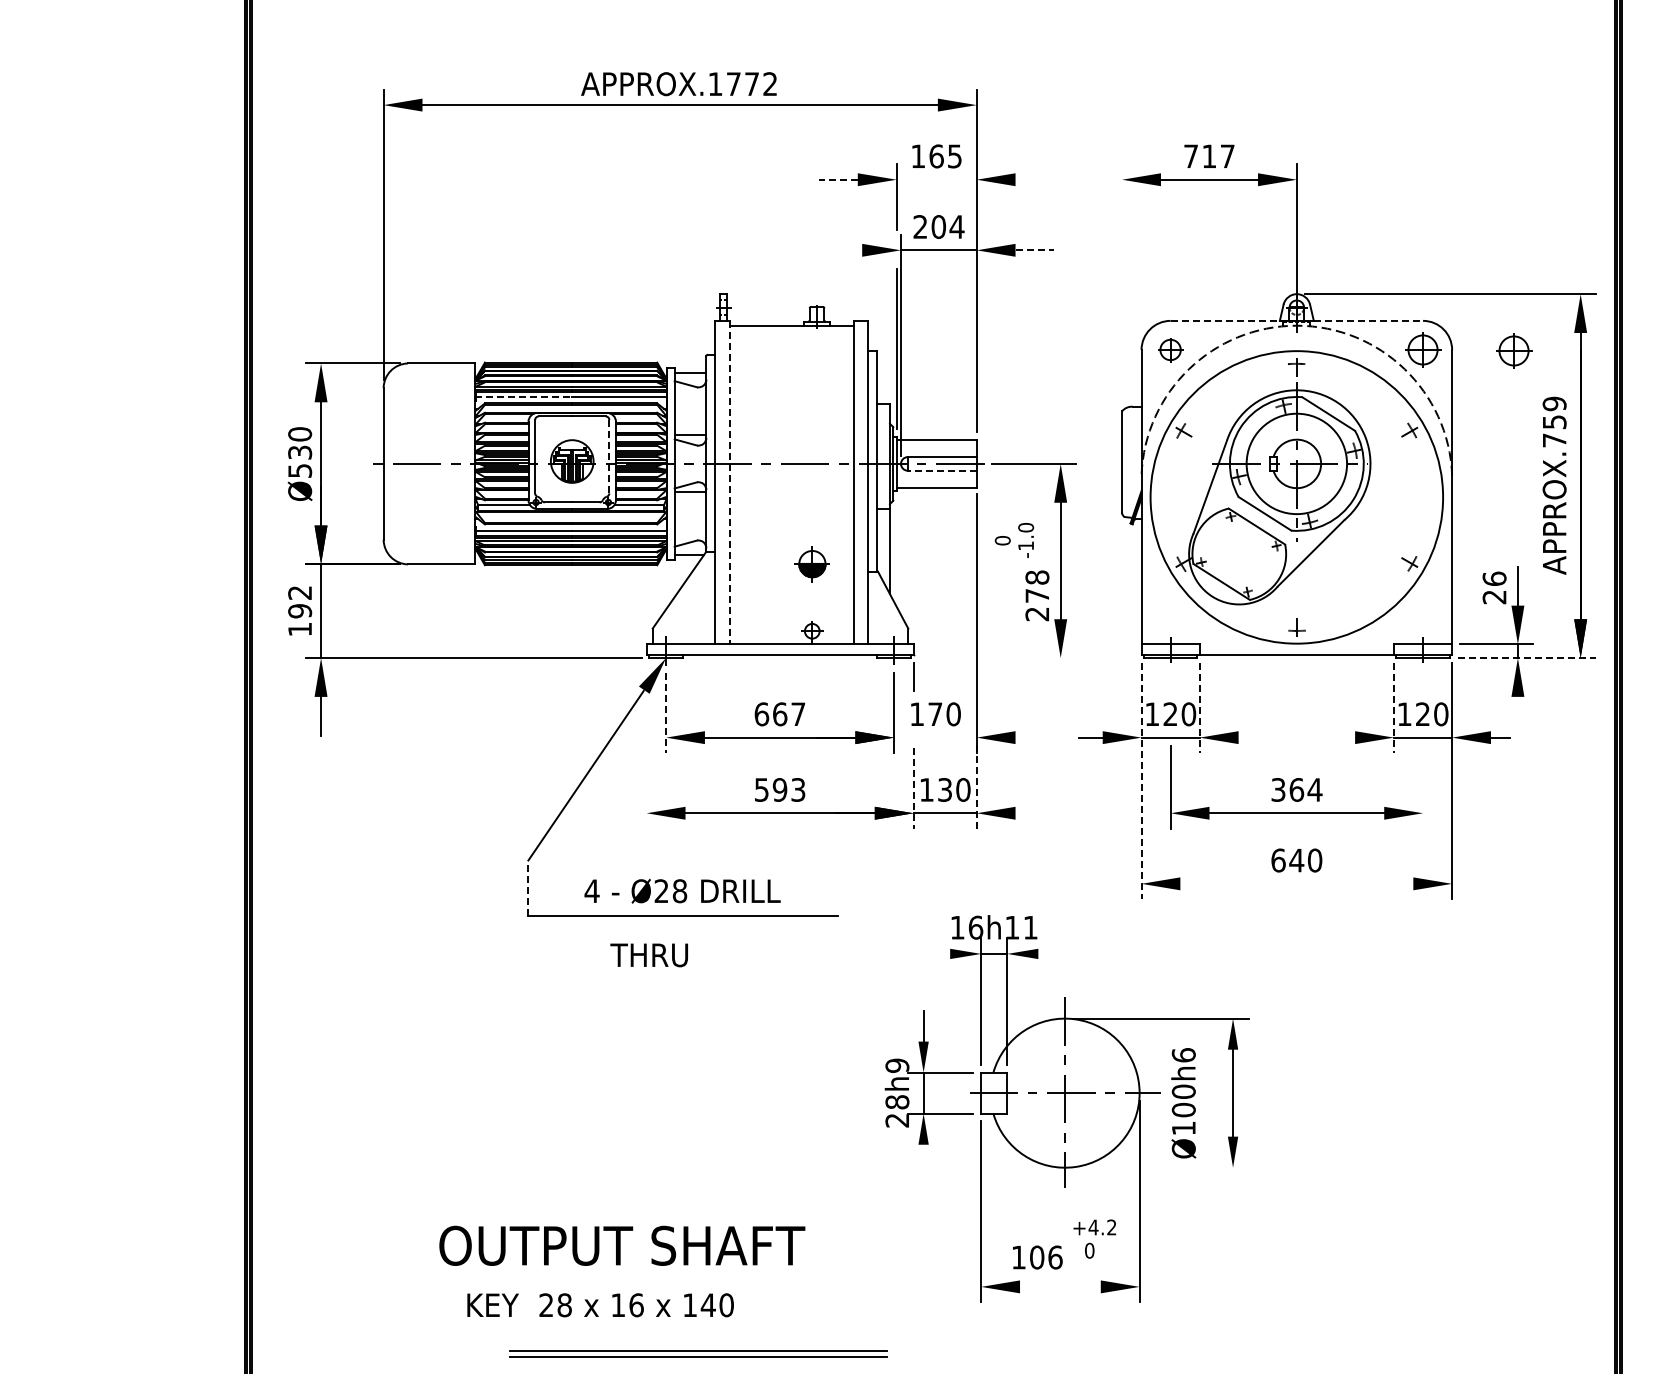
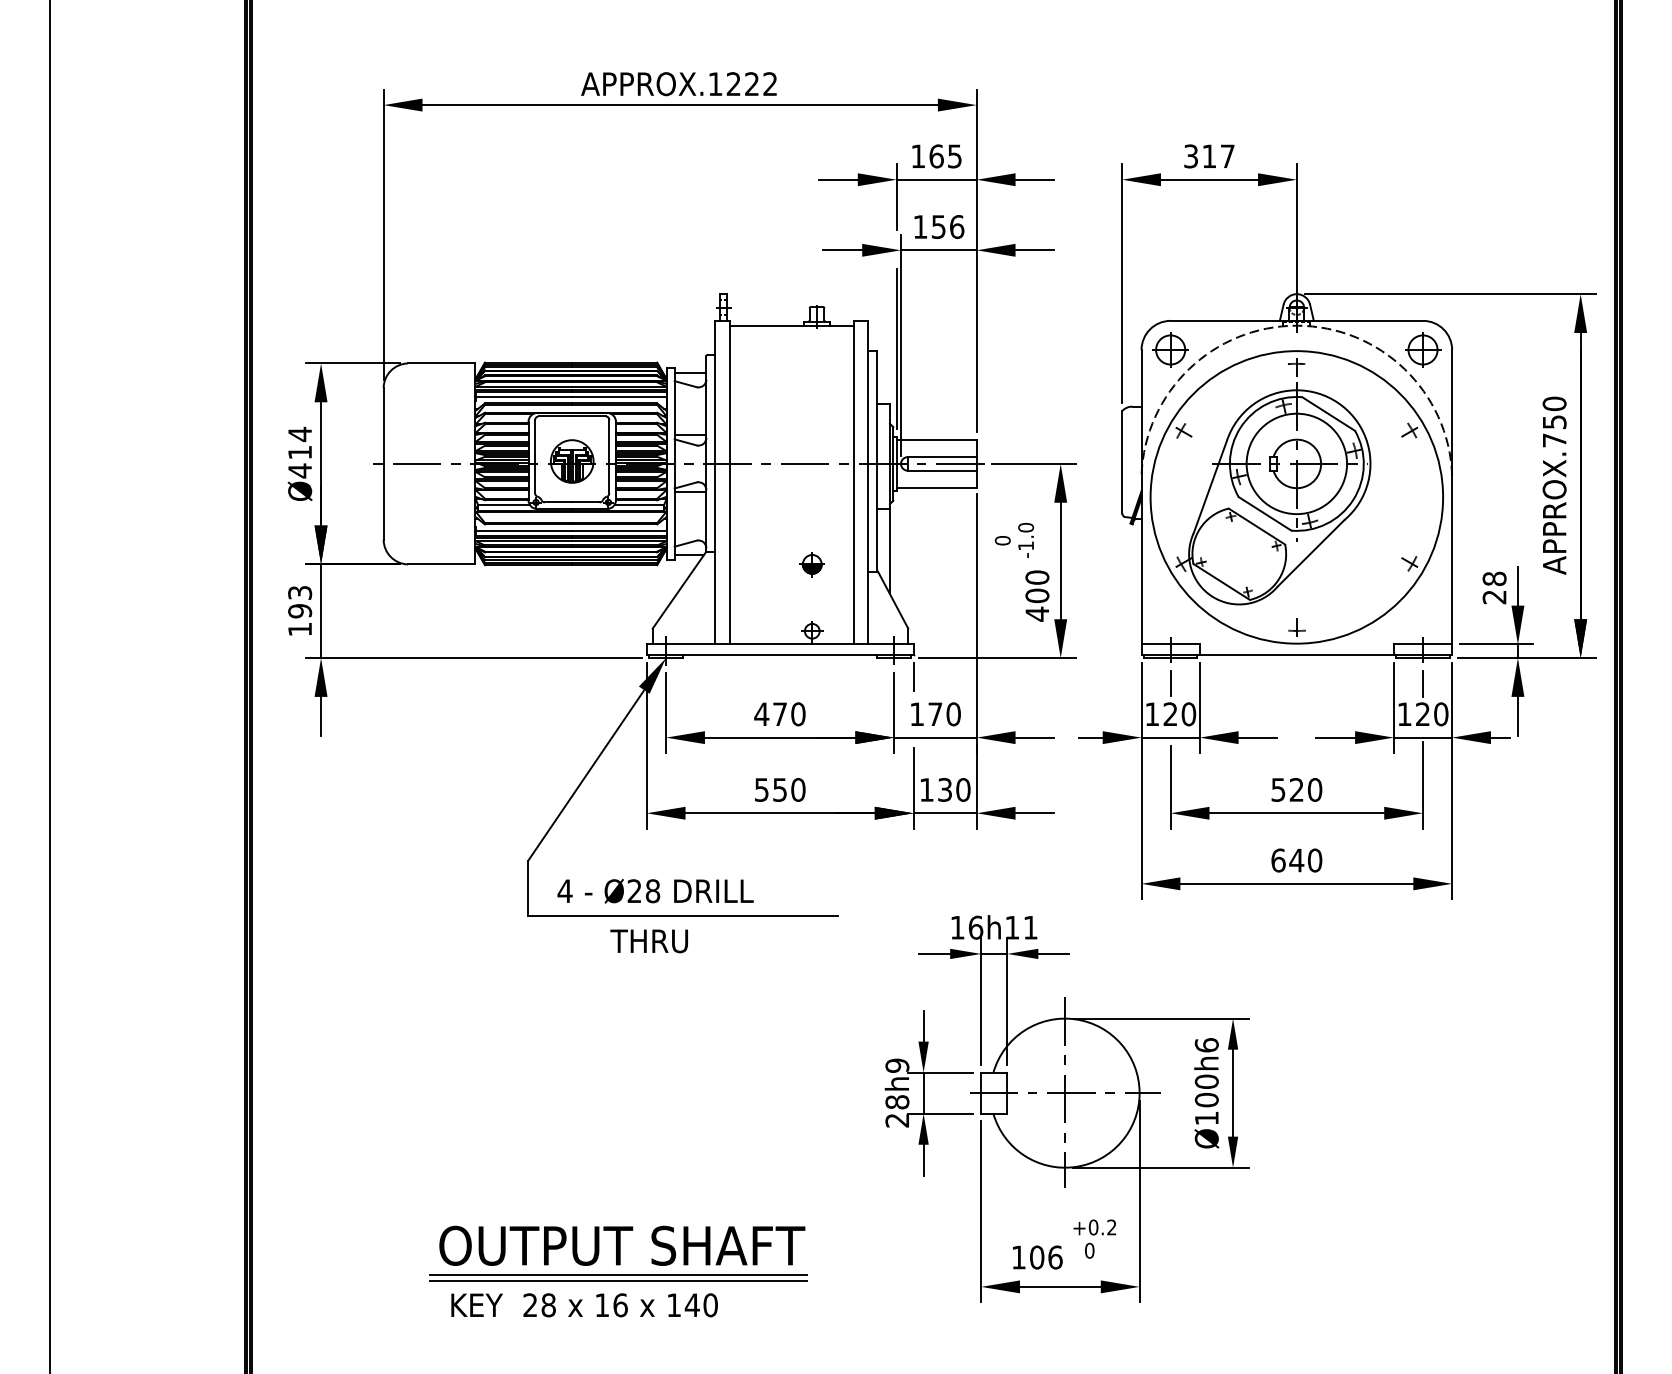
text: APPROX.1772 -> APPROX.1222 (742, 83)
text: 717 -> 317 (1190, 156)
line: dashed -> solid (837, 179)
line: none -> present (936, 179)
line: none -> present (1034, 179)
text: 204 -> 156 (938, 227)
line: none -> present (842, 250)
line: dashed -> solid (1035, 250)
line: none -> present (1122, 283)
line: dashed -> solid (1297, 320)
part size: 26x25 px -> 37x36 px (1170, 349)
part: present -> none (1514, 350)
line: dashed -> solid (523, 397)
text: APPROX.759 -> APPROX.750 (1554, 403)
text: Ø530 -> Ø414 (300, 452)
line: dashed -> solid (609, 456)
line: dashed -> solid (941, 470)
line: dashed -> solid (730, 482)
part size: 36x37 px -> 26x26 px (811, 564)
text: 26 -> 28 (1494, 578)
text: 192 -> 193 (300, 592)
text: 278 -> 400 (1037, 595)
line: none -> present (997, 658)
line: dashed -> solid (1527, 658)
line: none -> present (1170, 683)
line: none -> present (1423, 683)
line: none -> present (50, 686)
line: dashed -> solid (1199, 708)
line: dashed -> solid (1393, 708)
line: dashed -> solid (666, 713)
text: 667 -> 470 (779, 714)
line: none -> present (1517, 715)
line: none -> present (935, 737)
line: none -> present (1034, 737)
line: none -> present (1257, 737)
line: none -> present (1335, 737)
line: none -> present (646, 745)
line: dashed -> solid (1141, 781)
line: none -> present (1423, 785)
line: dashed -> solid (976, 787)
line: dashed -> solid (913, 788)
text: 593 -> 550 (788, 789)
text: 364 -> 520 (1297, 789)
line: none -> present (1034, 813)
line: none -> present (1296, 883)
line: dashed -> solid (527, 887)
text position: (682, 890) -> (655, 890) (655, 890)
line: none -> present (934, 953)
line: none -> present (1053, 953)
text position: (648, 955) -> (648, 941) (648, 941)
text position: (1183, 1103) -> (1206, 1093) (1206, 1093)
line: none -> present (923, 1159)
line: none -> present (1160, 1167)
text: +4.2 -> +0.2 (1093, 1227)
line: none -> present (1060, 1286)
text position: (600, 1305) -> (584, 1305) (584, 1305)
part position: (698, 1353) -> (618, 1277) (618, 1277)
